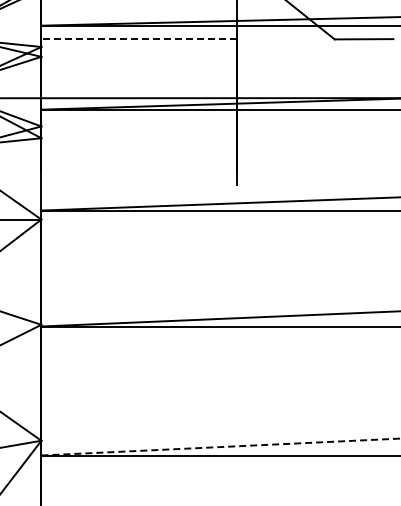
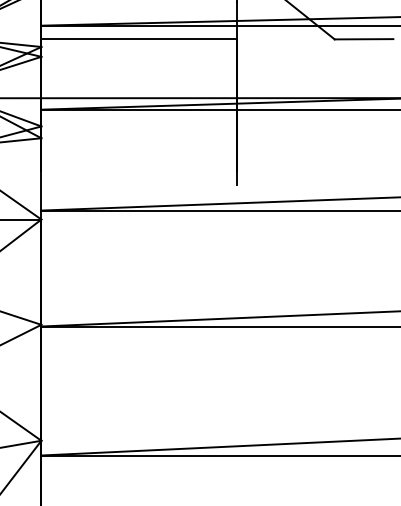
line: dashed -> solid (139, 39)
line: dashed -> solid (221, 447)
